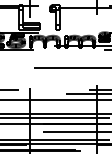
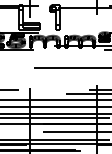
line: none -> present (55, 107)
